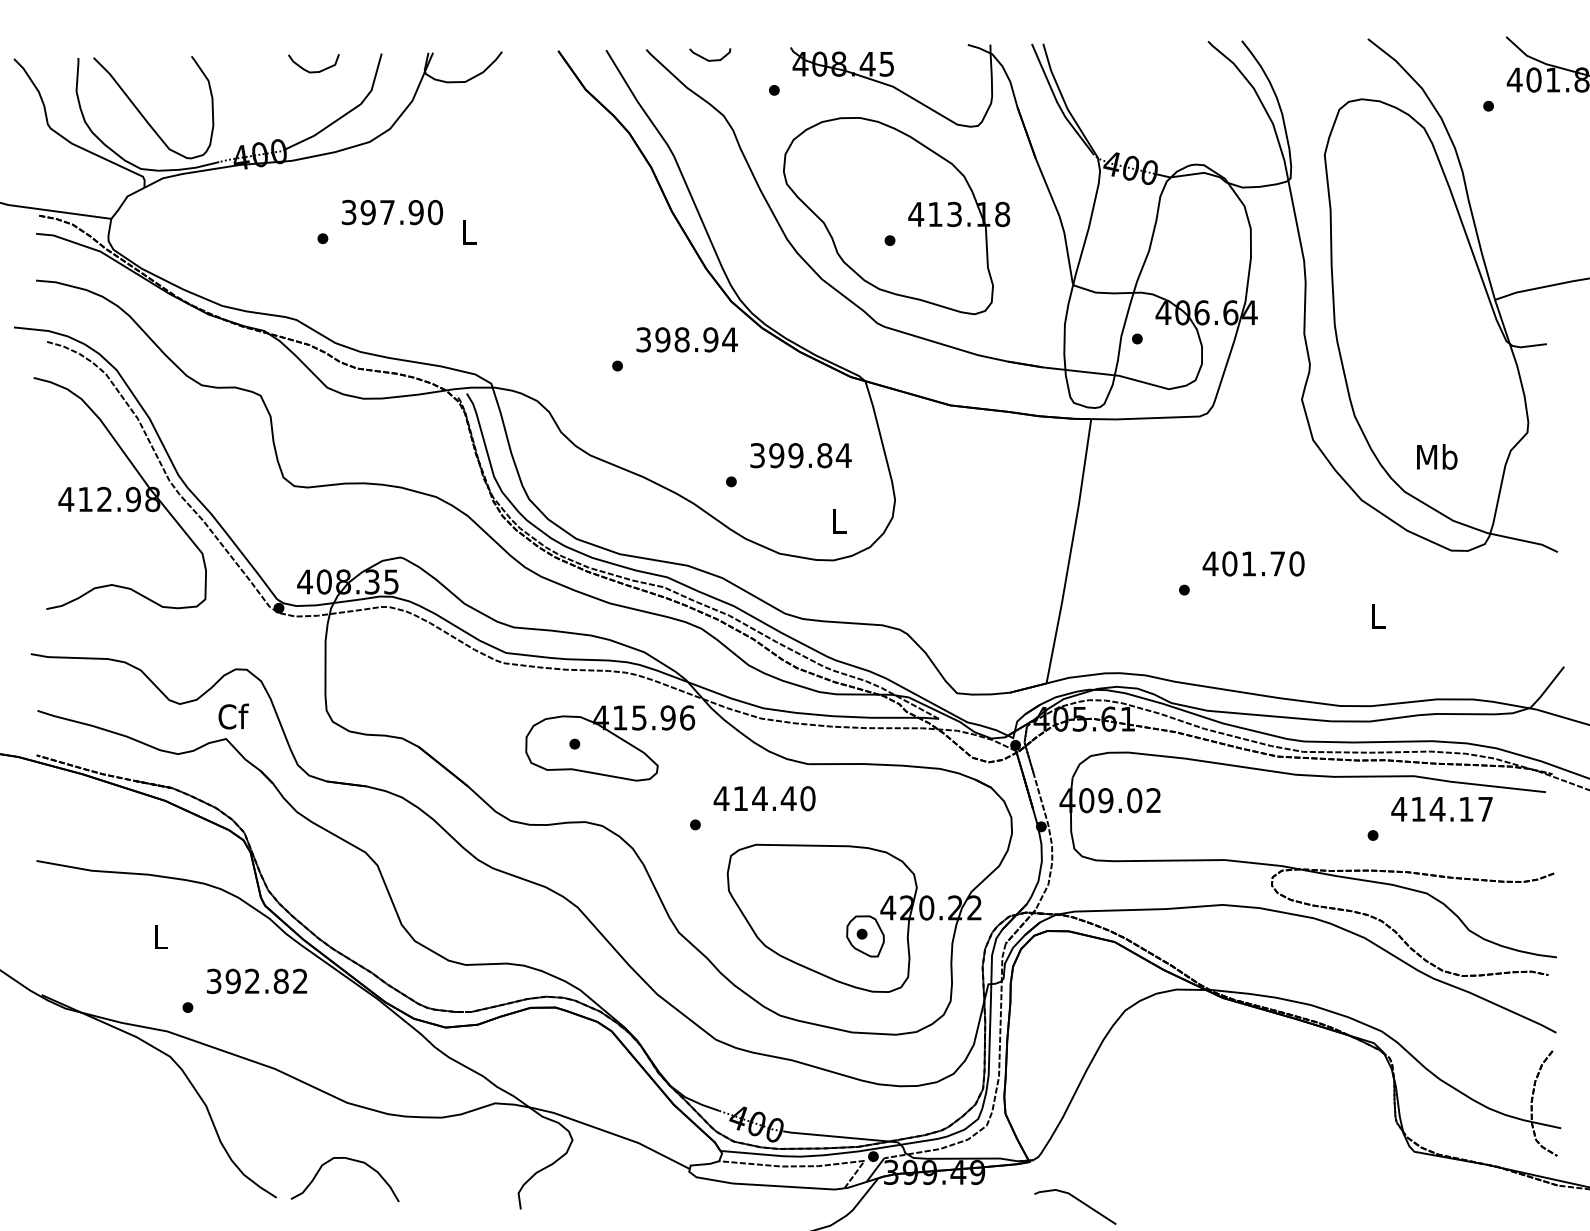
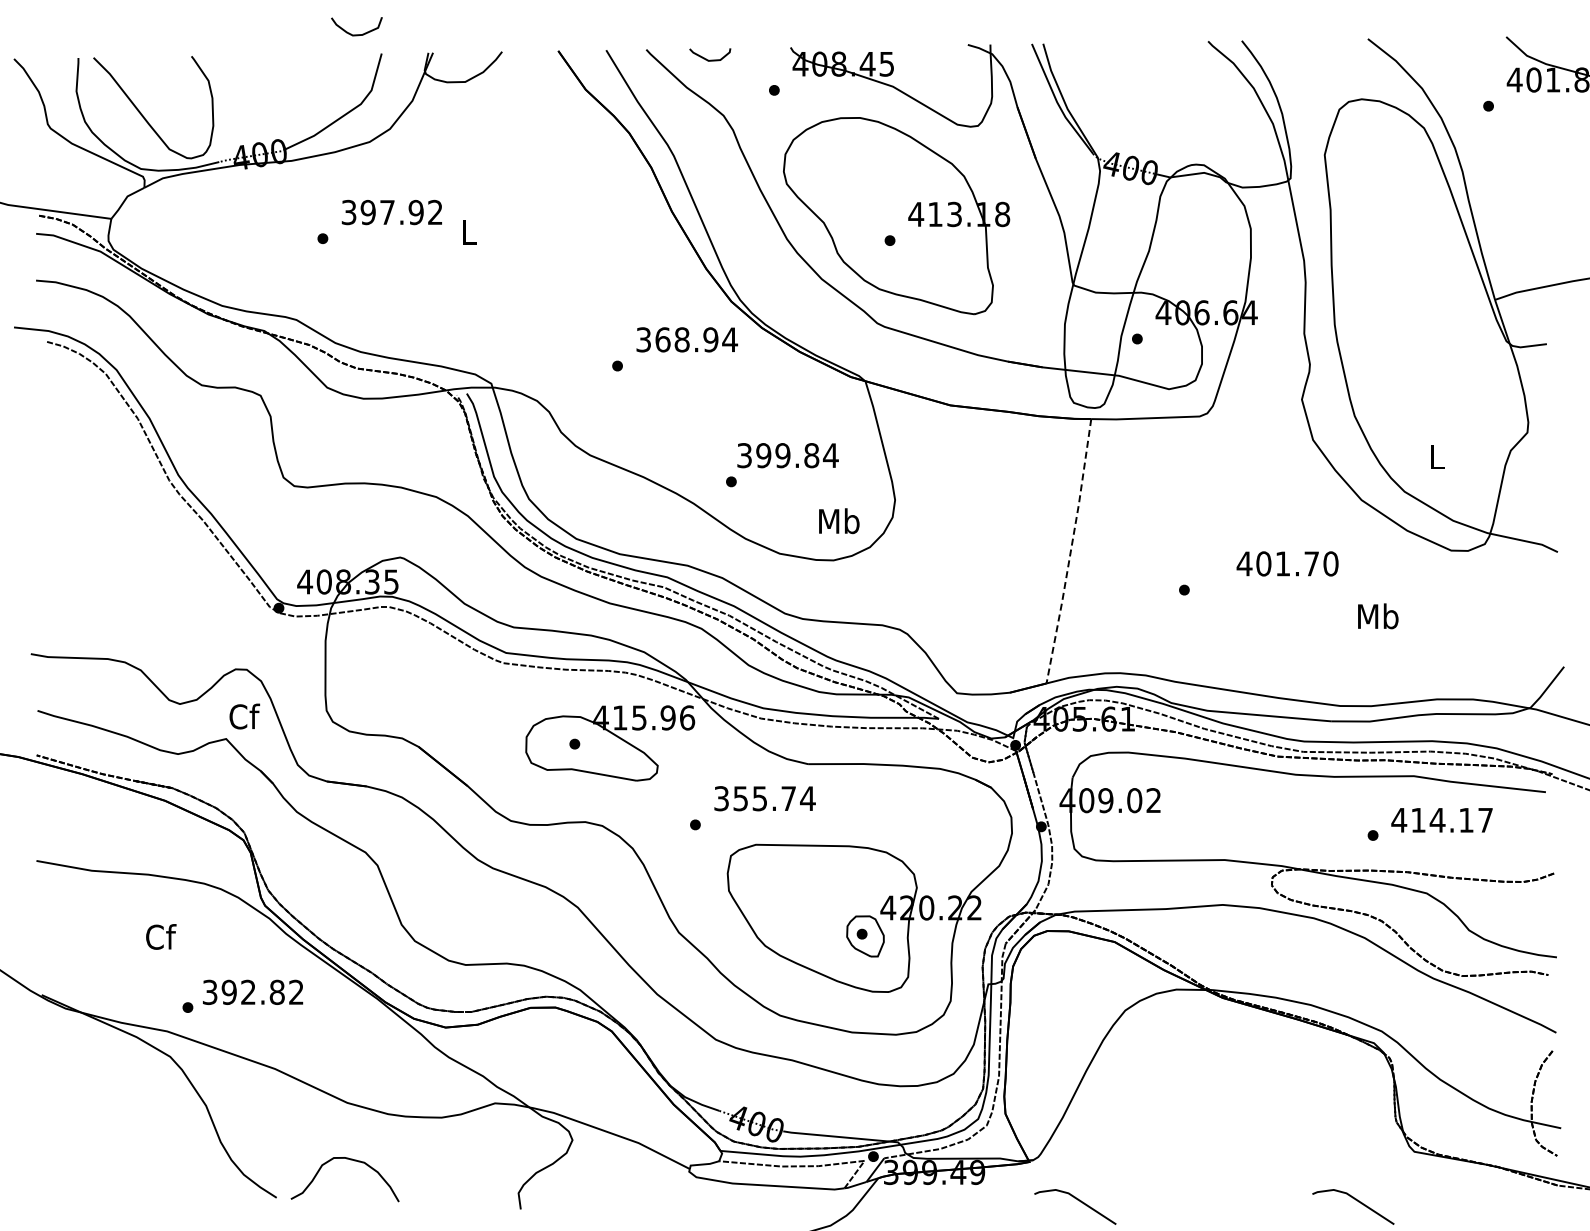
curve position: (313, 71) -> (356, 34) (356, 34)
text: 397.90 -> 397.92 (435, 212)
text: 398.94 -> 368.94 (662, 339)
text position: (800, 455) -> (787, 455) (787, 455)
text: Mb -> L (1437, 456)
part: present -> none (126, 493)
text: L -> Mb (839, 521)
line: solid -> dashed (1070, 551)
text position: (1253, 563) -> (1287, 563) (1287, 563)
text: L -> Mb (1378, 616)
text position: (233, 716) -> (244, 716) (244, 716)
text: 414.40 -> 355.74 (764, 798)
text position: (1441, 809) -> (1441, 820) (1441, 820)
text: L -> Cf (161, 936)
text position: (257, 980) -> (253, 991) (253, 991)
line: none -> present (1355, 1200)
